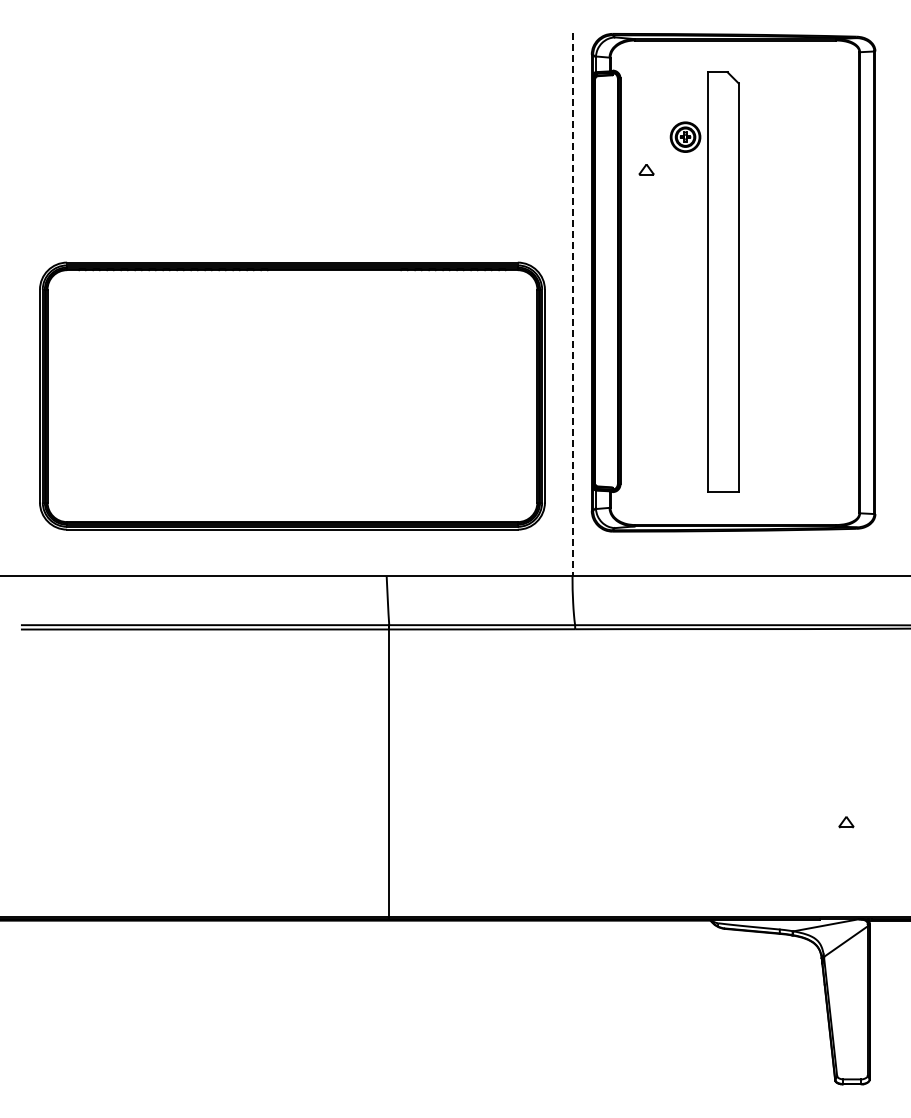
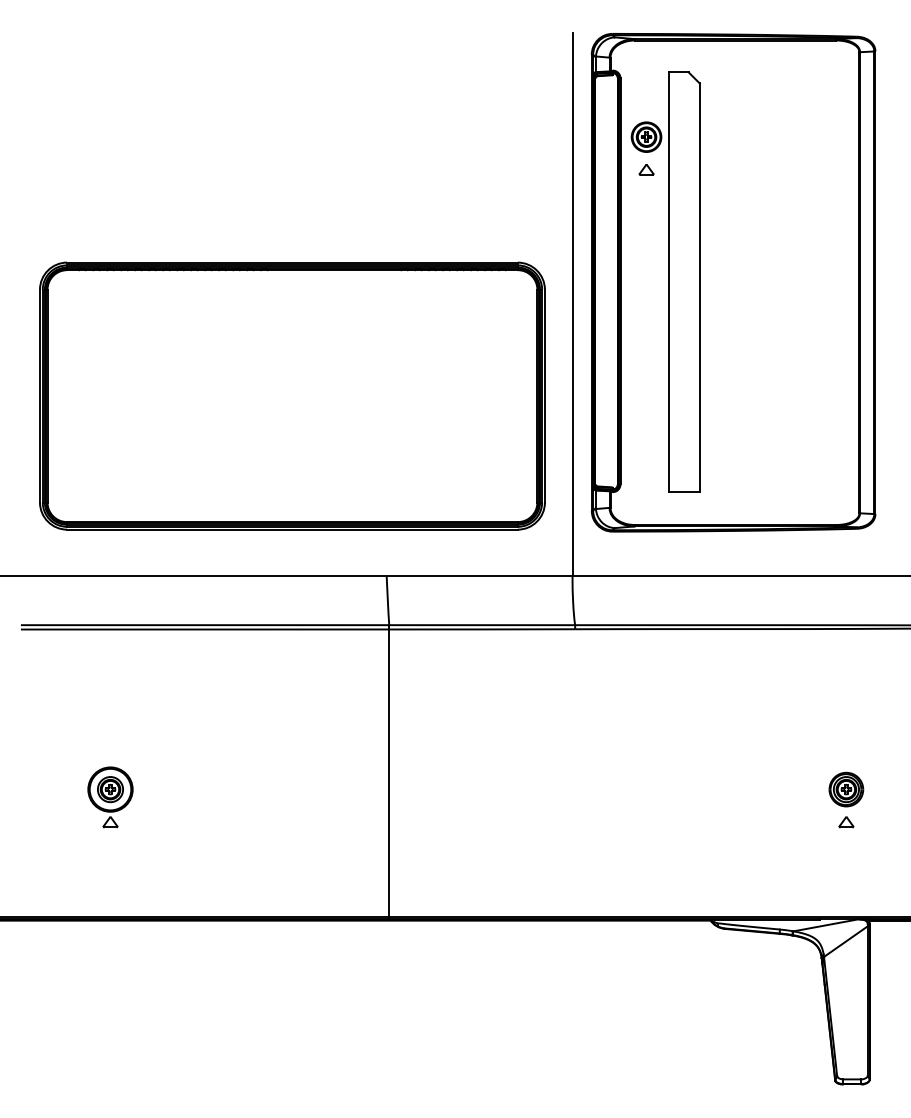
part position: (704, 281) -> (665, 281) (665, 281)
line: dashed -> solid (572, 304)
part: none -> present (846, 789)
part: none -> present (110, 797)
